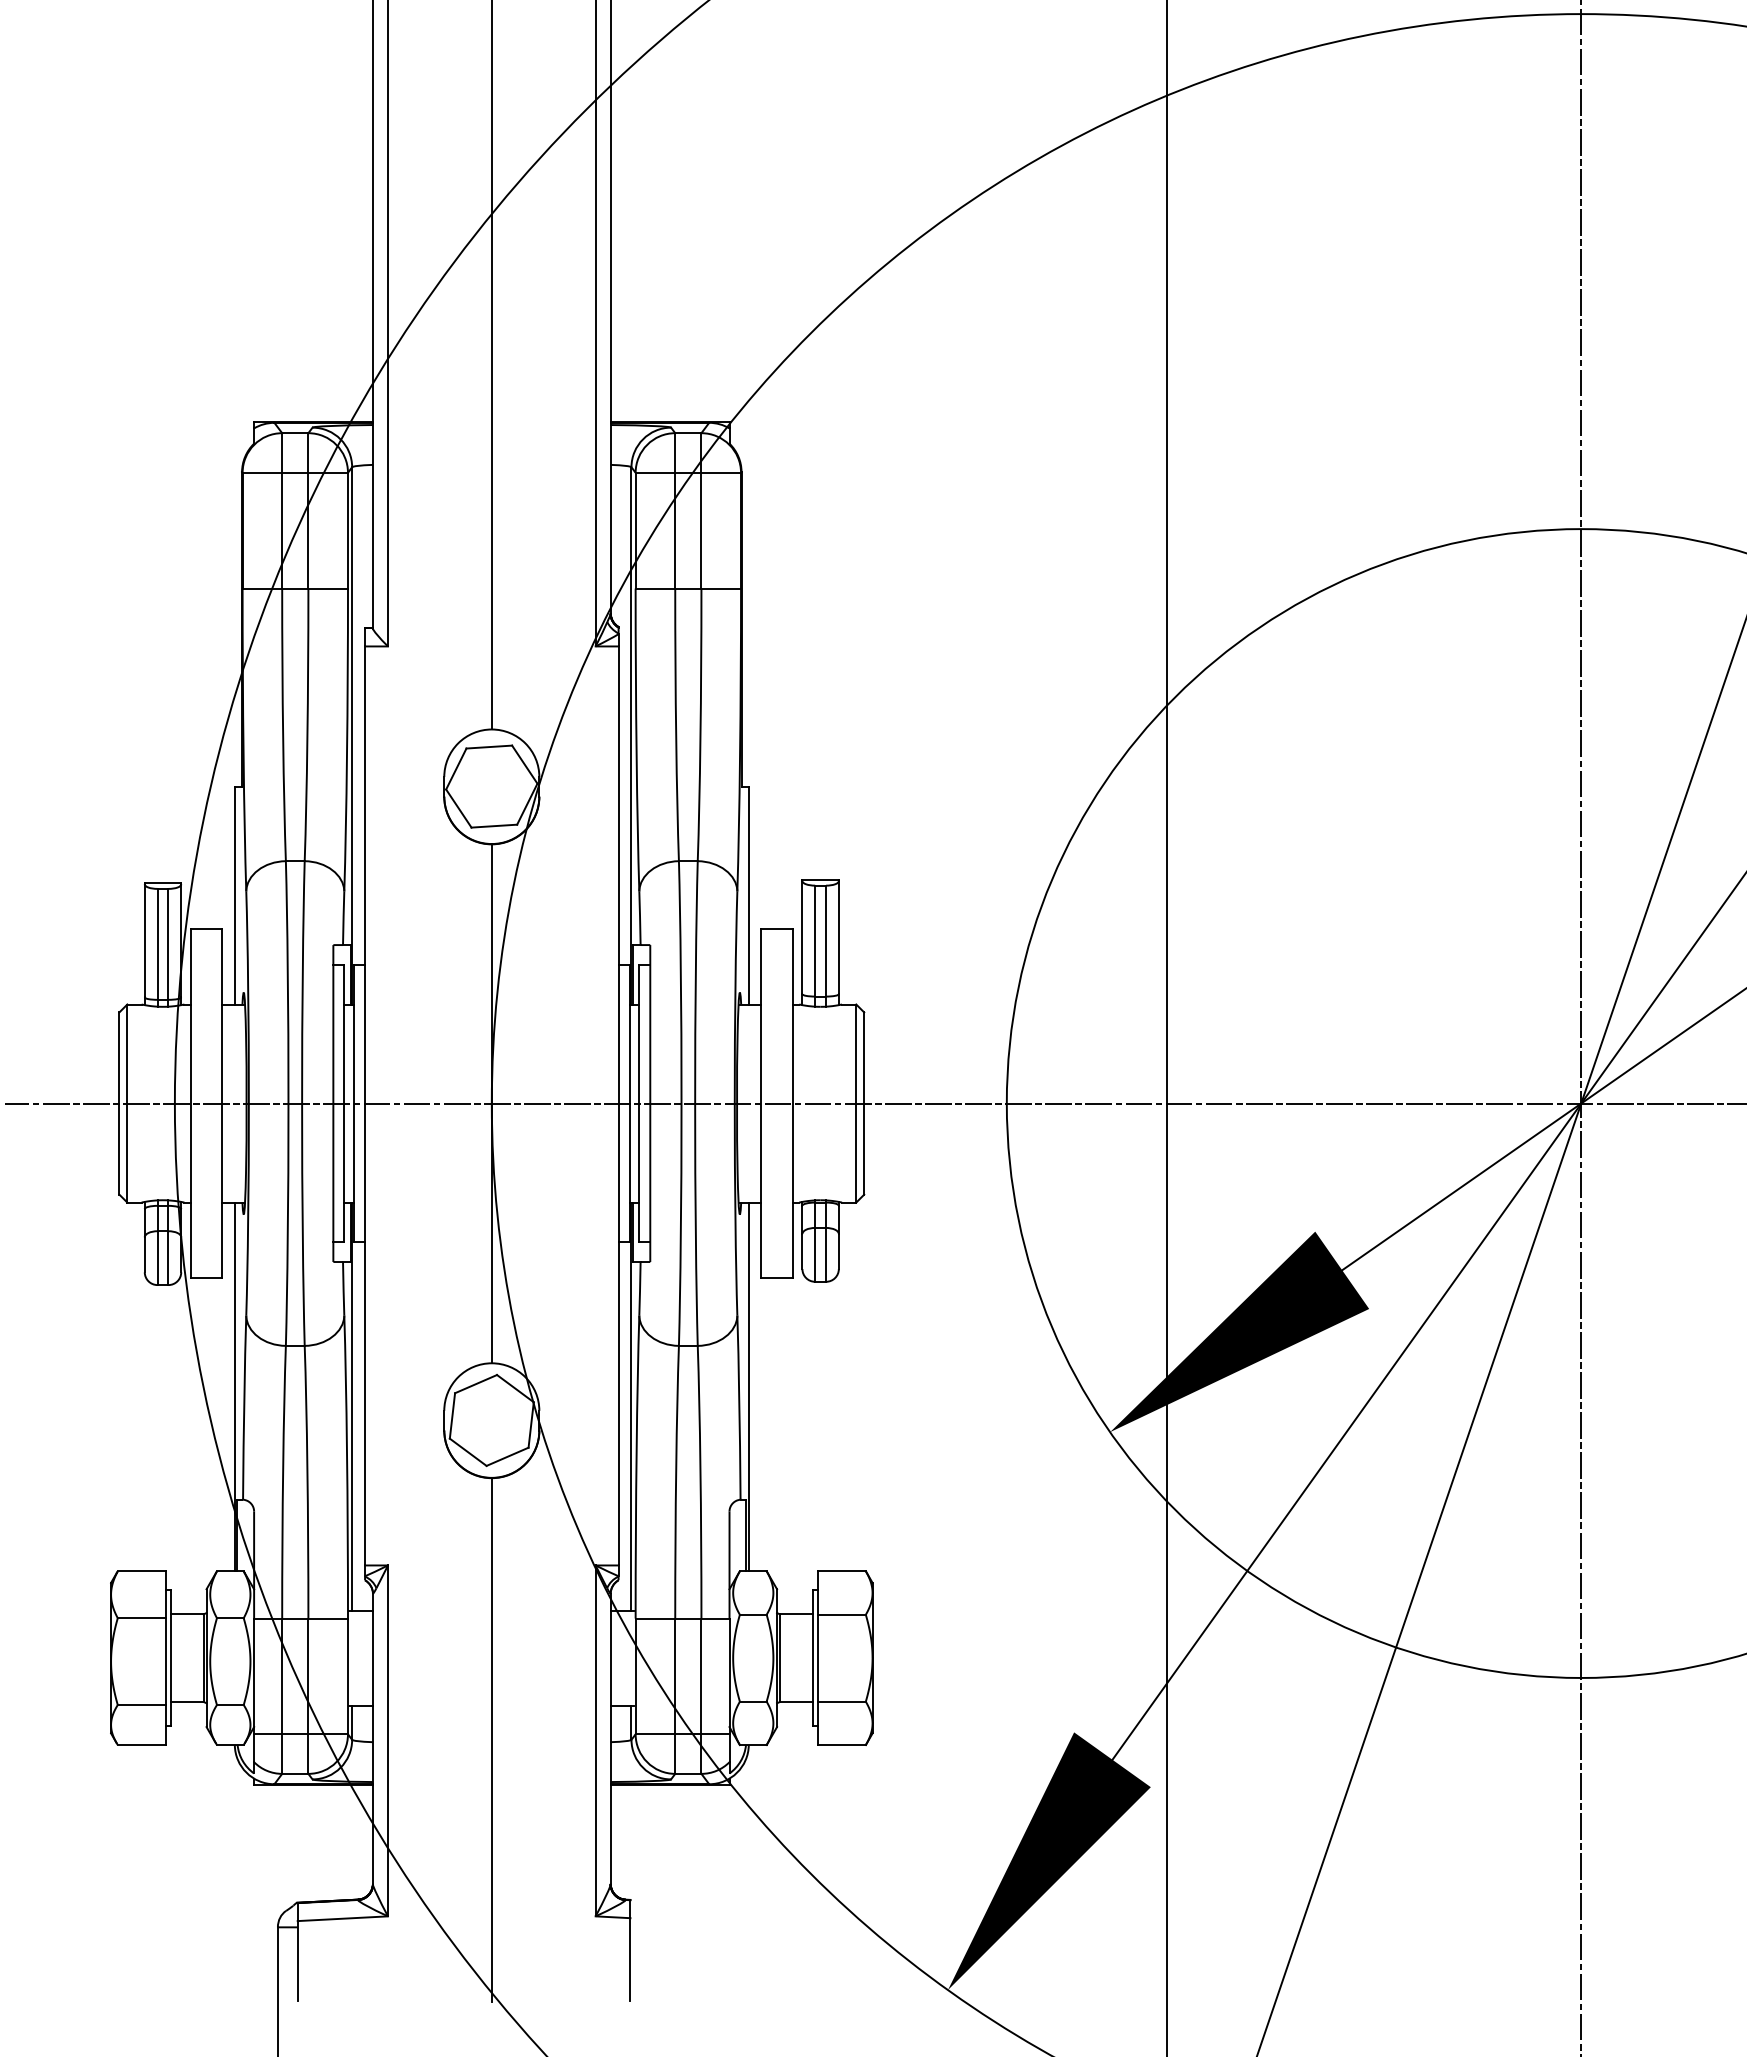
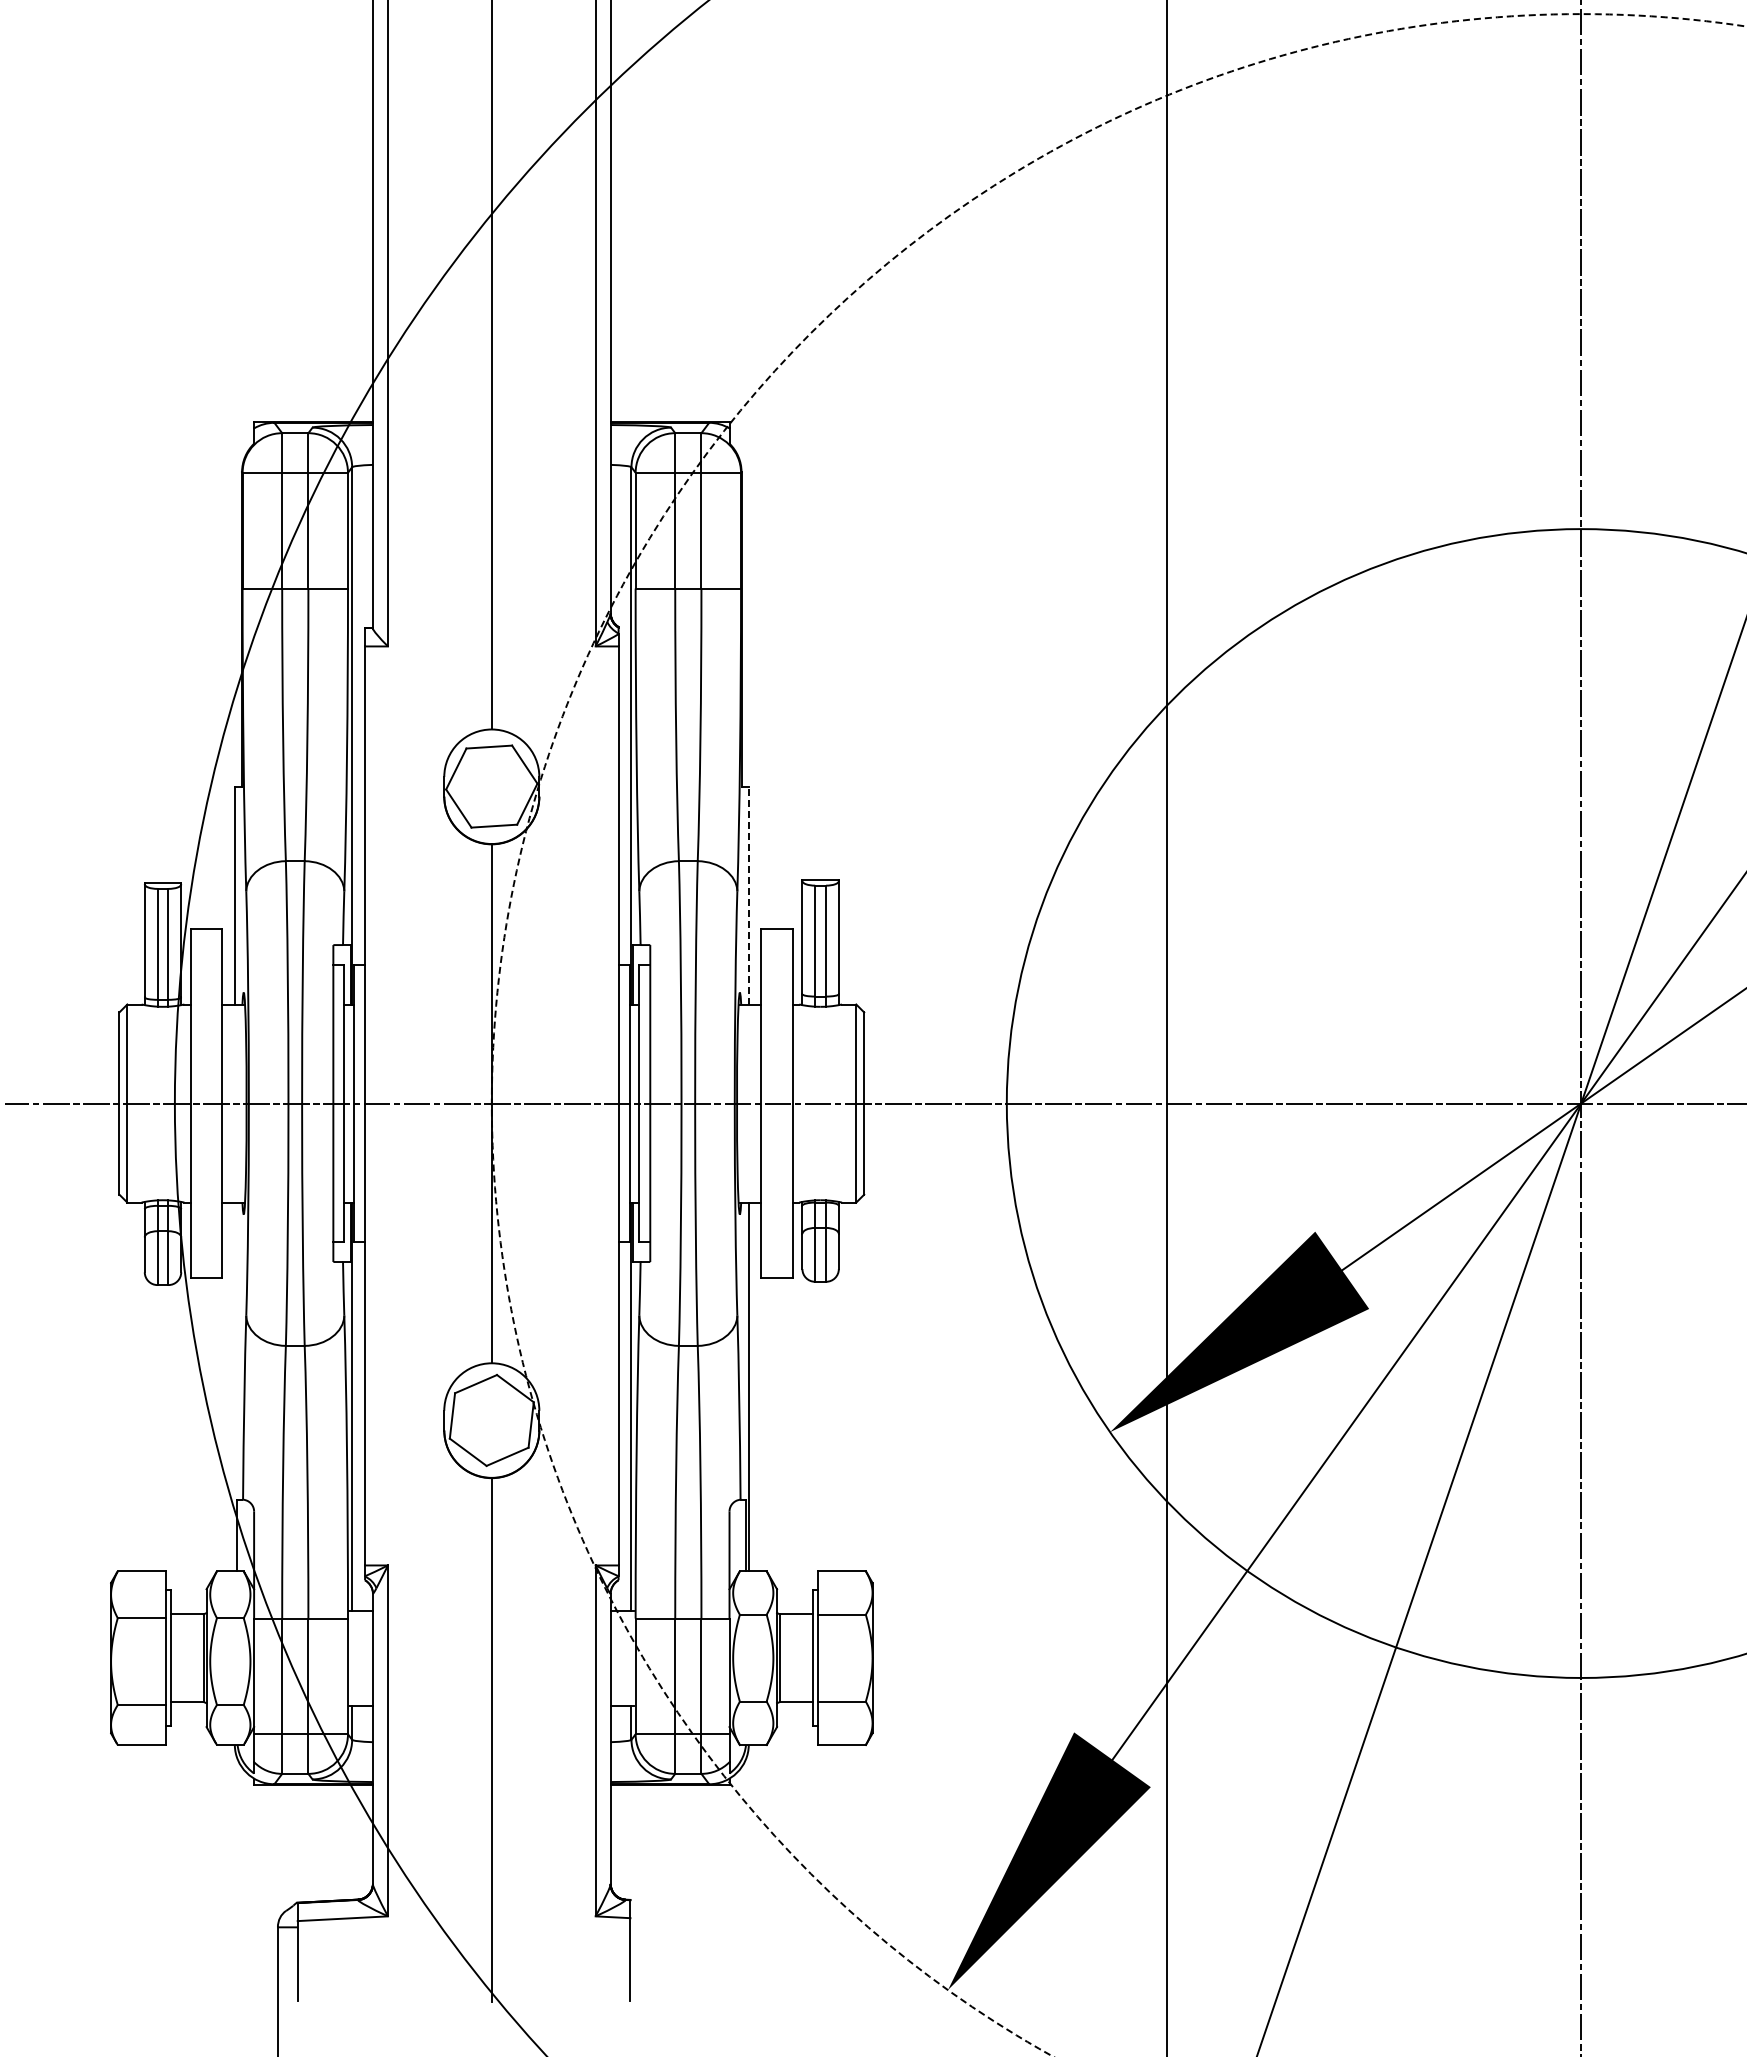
line: solid -> dashed (748, 895)
circle: solid -> dashed (1118, 1035)
line: present -> none (234, 1386)
